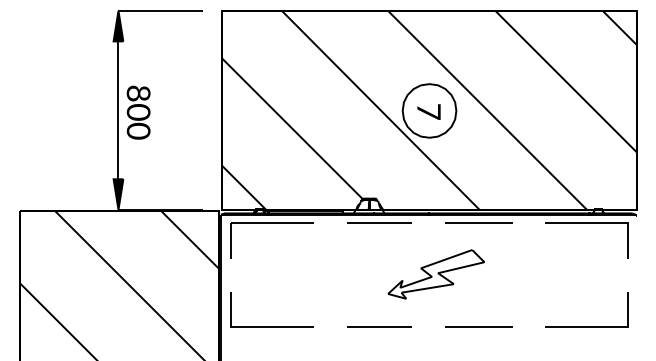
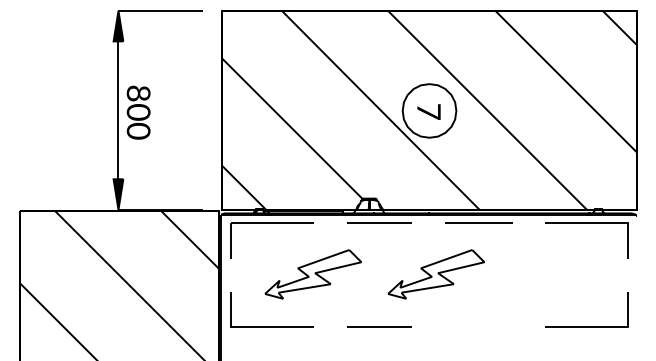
part: none -> present (312, 274)
line: present -> none (478, 326)
